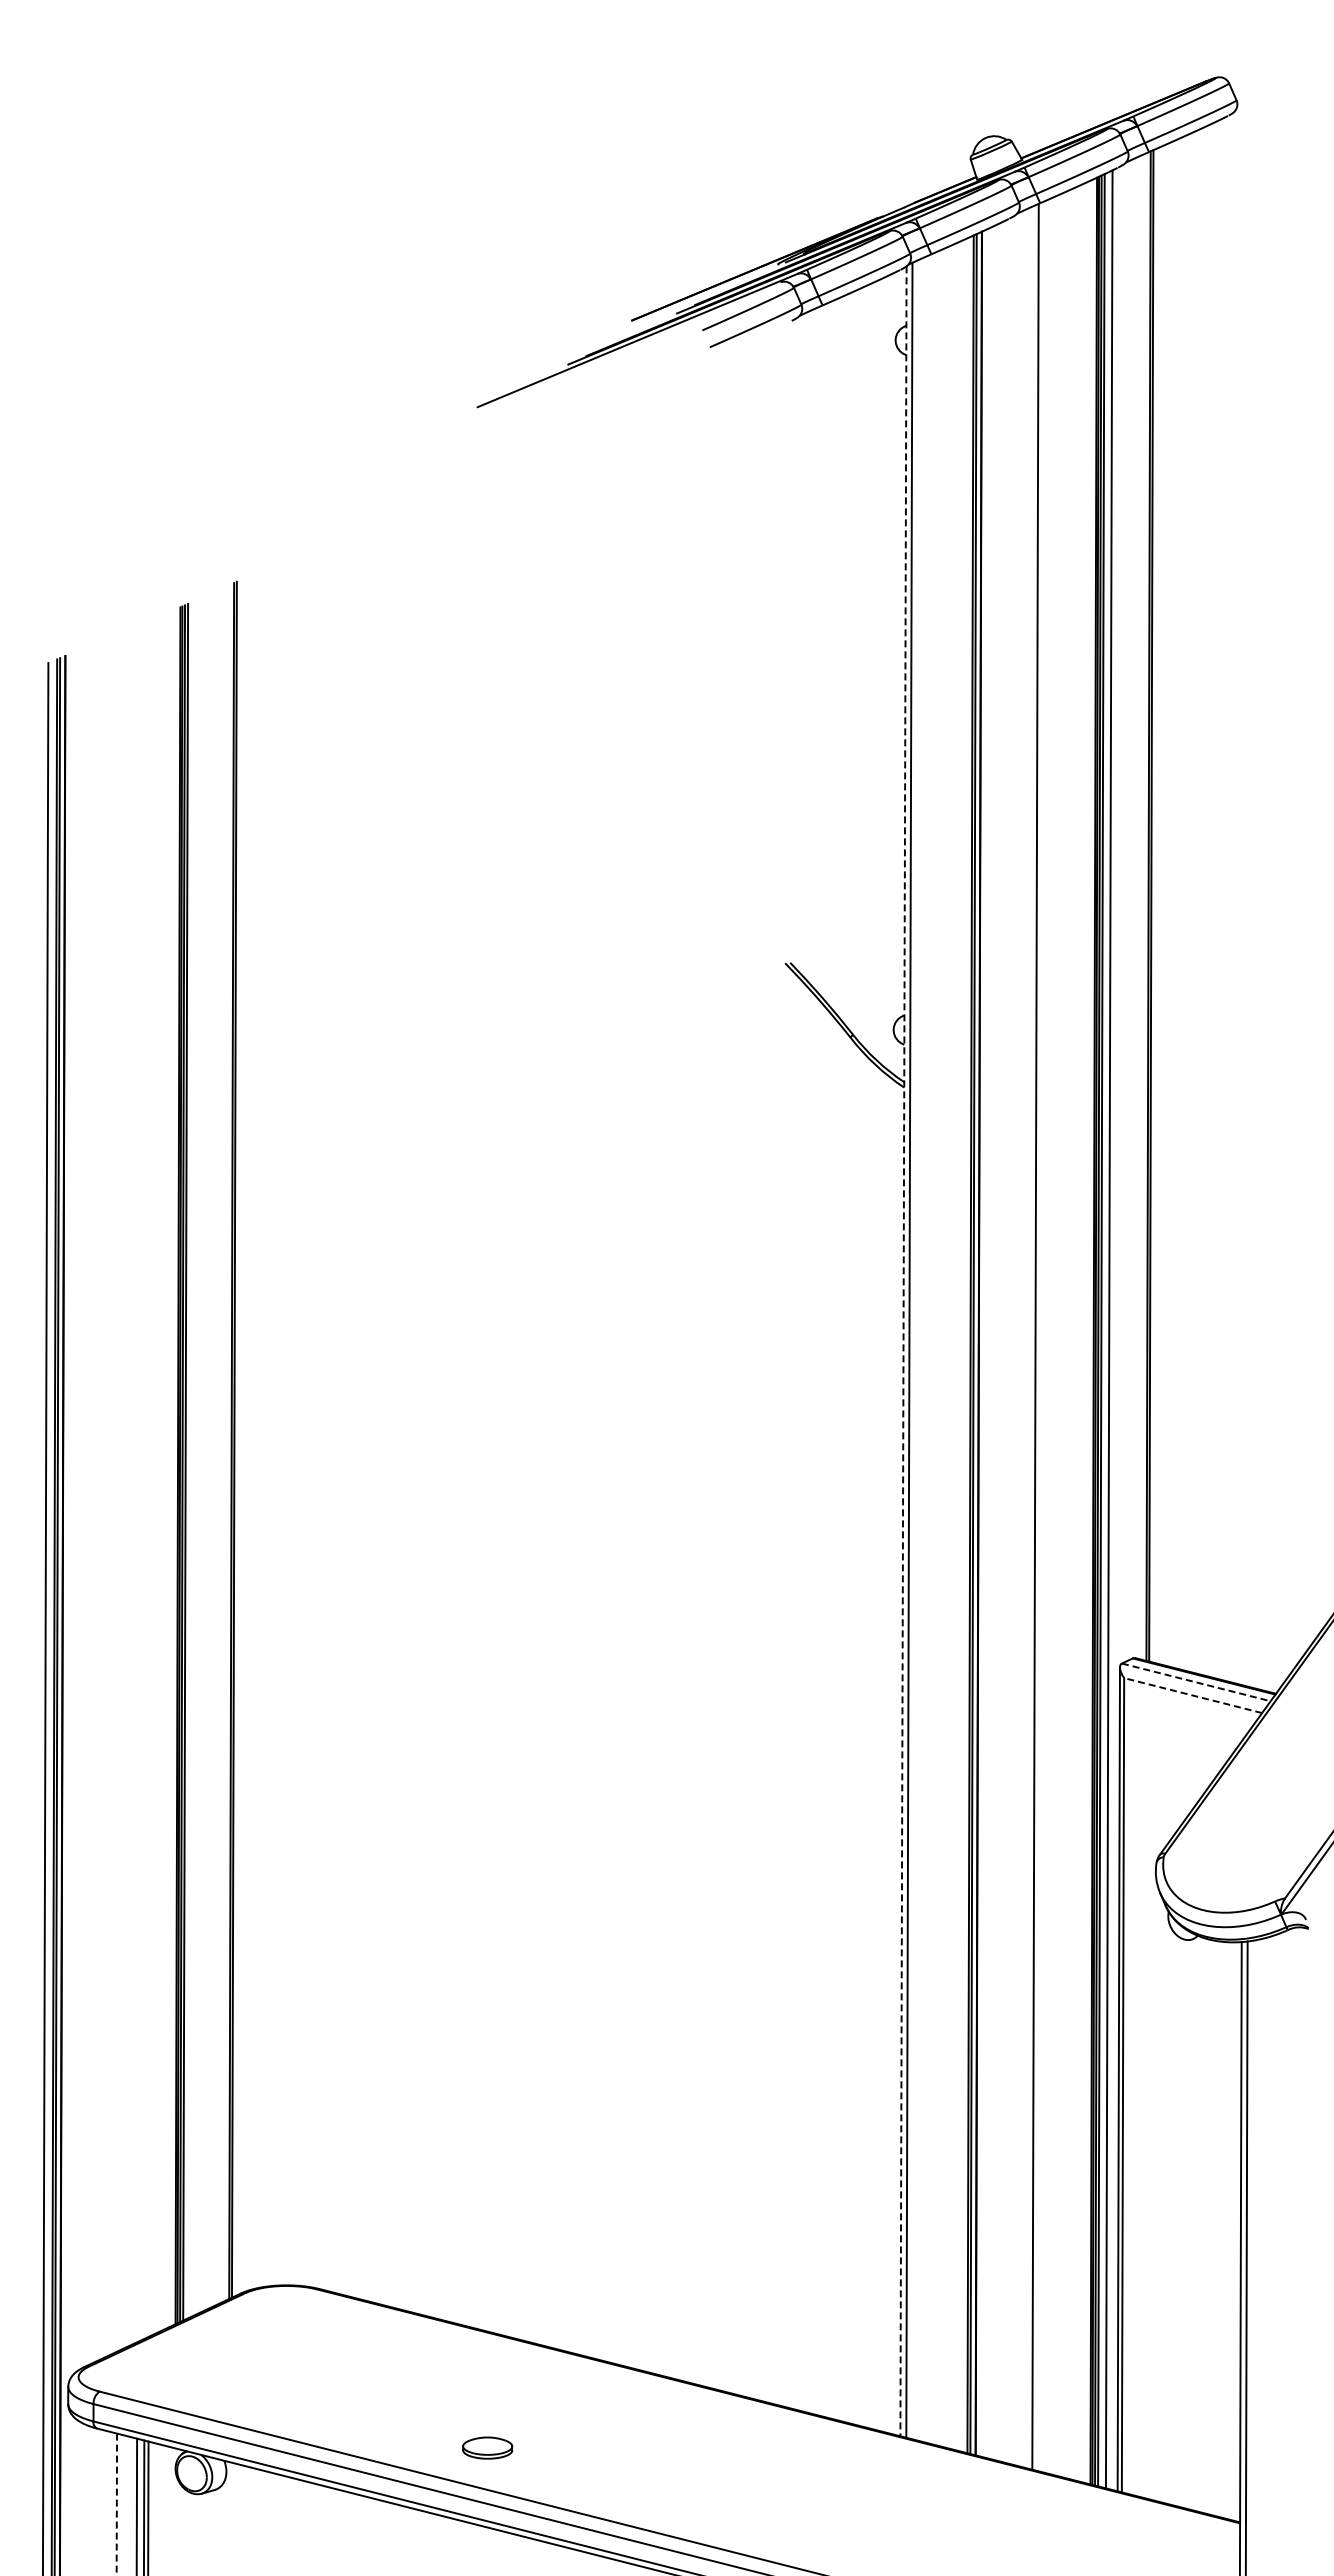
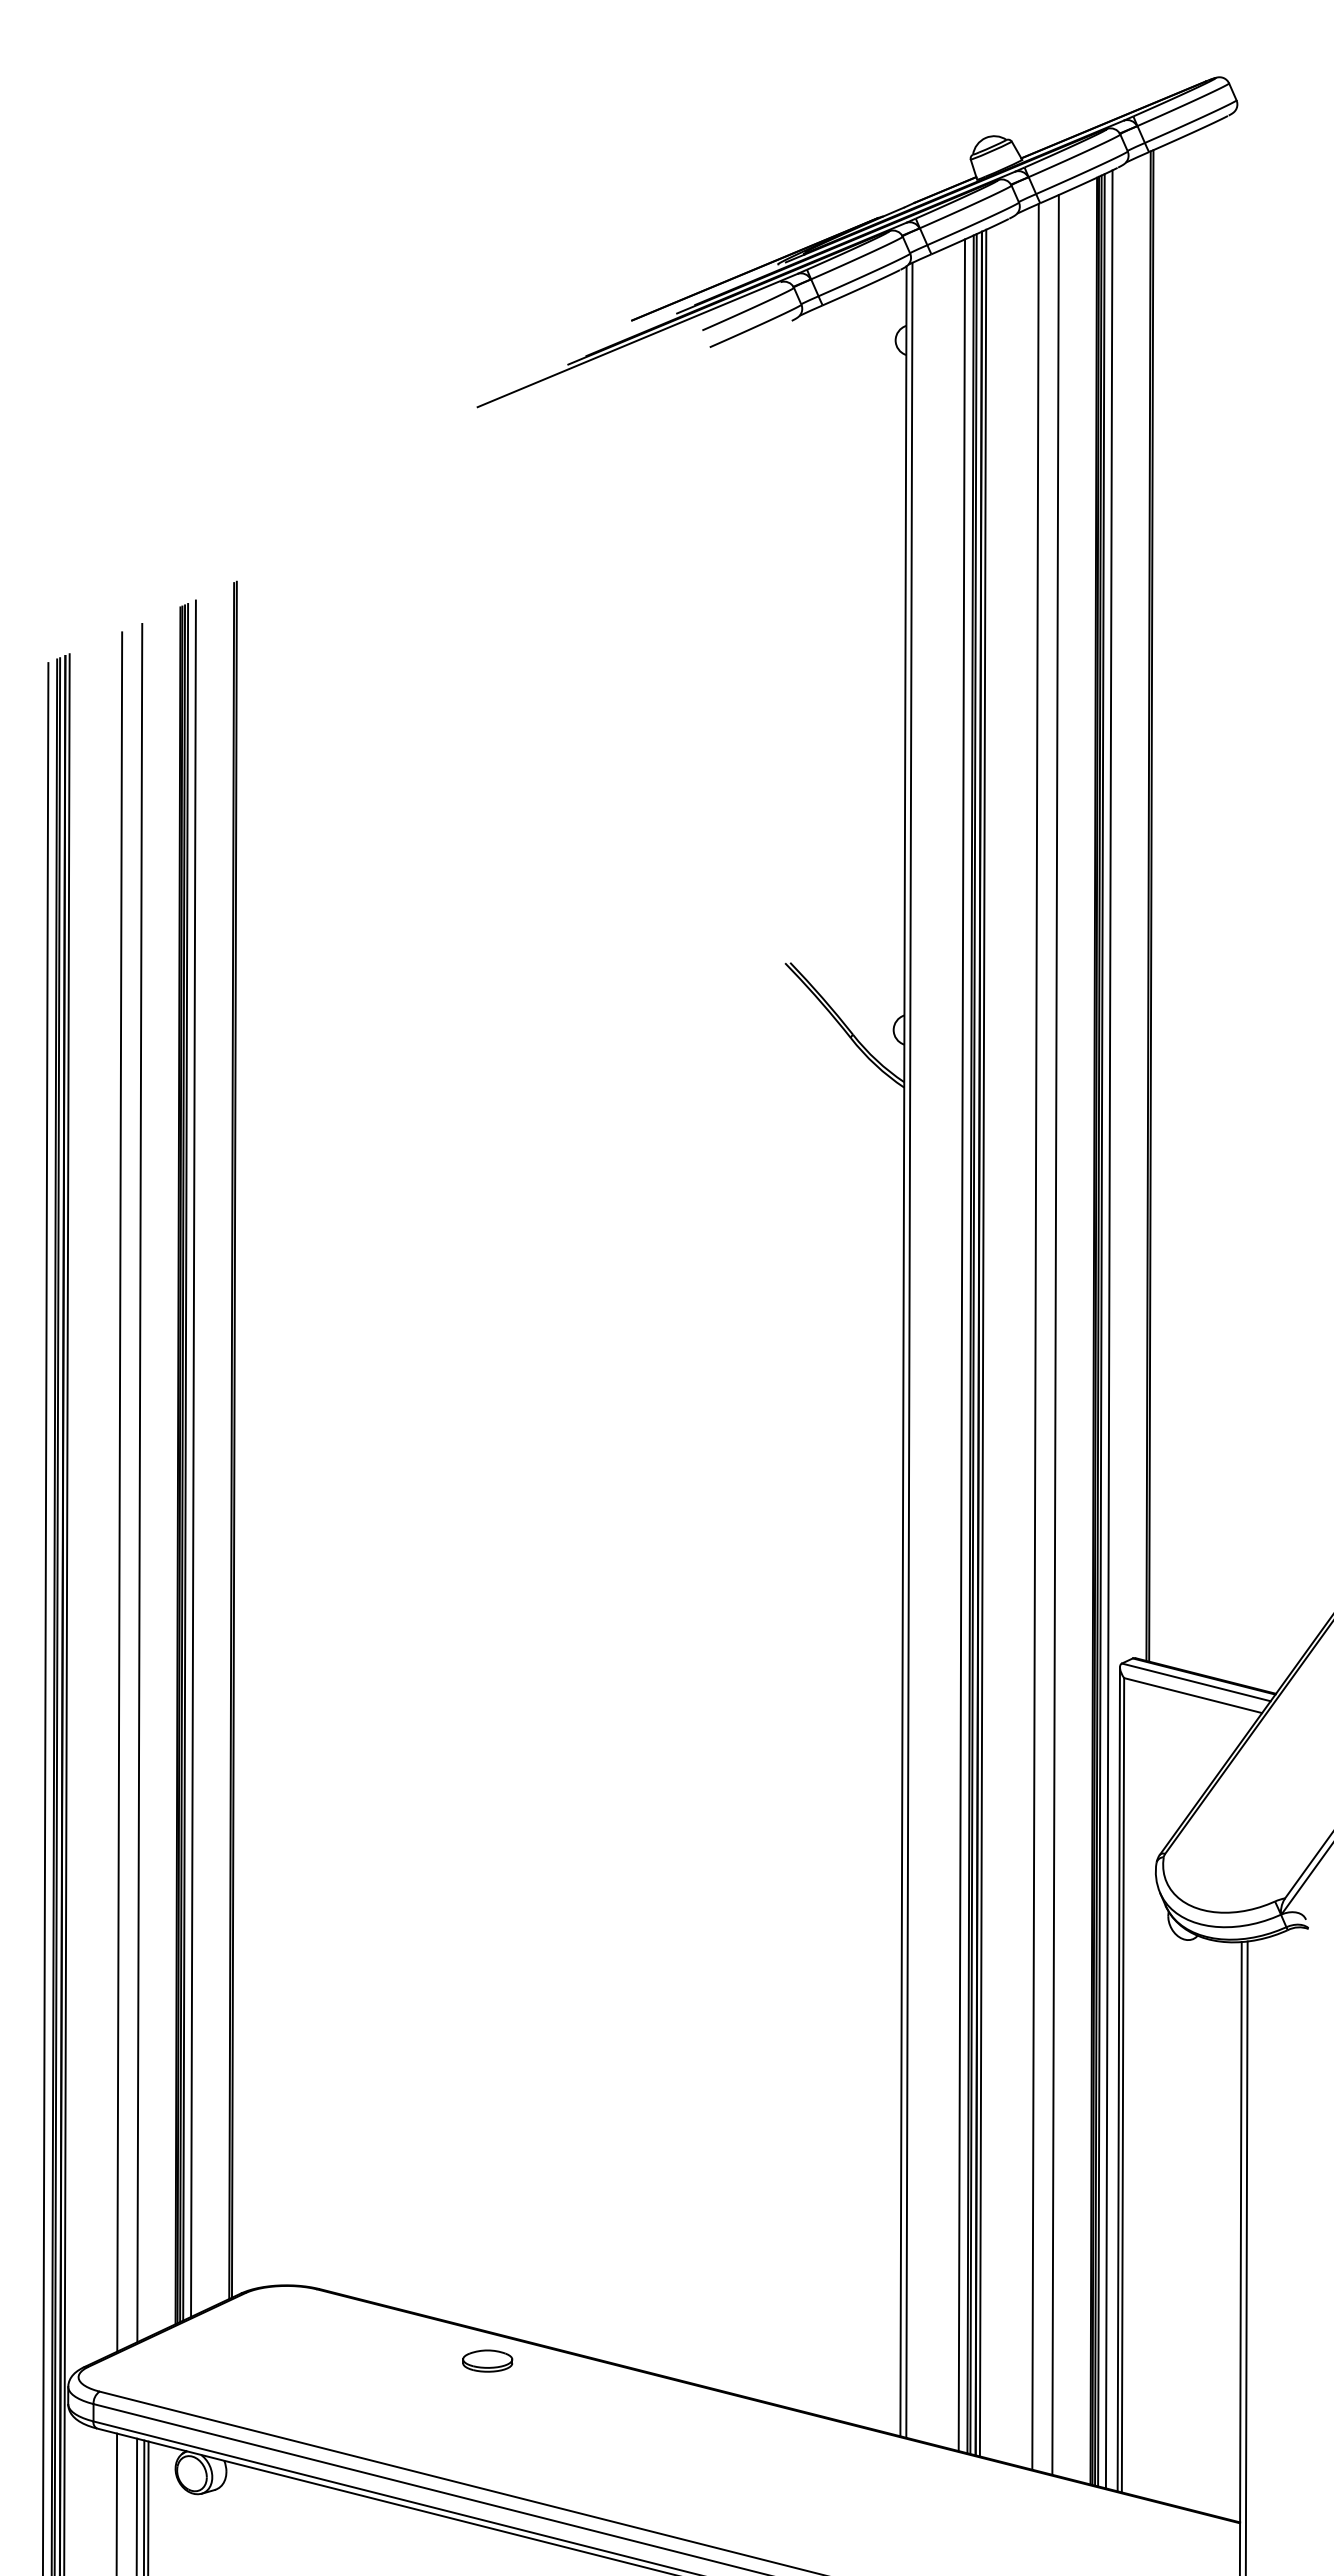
line: none -> present (1055, 1334)
line: none -> present (982, 1342)
line: none -> present (961, 1345)
line: dashed -> solid (903, 1351)
line: none -> present (193, 1458)
line: none -> present (139, 1482)
line: none -> present (119, 1491)
line: none -> present (66, 1613)
line: dashed -> solid (1196, 1682)
line: dashed -> solid (1192, 1695)
part position: (487, 2447) -> (487, 2360) (487, 2360)
line: dashed -> solid (116, 2504)
